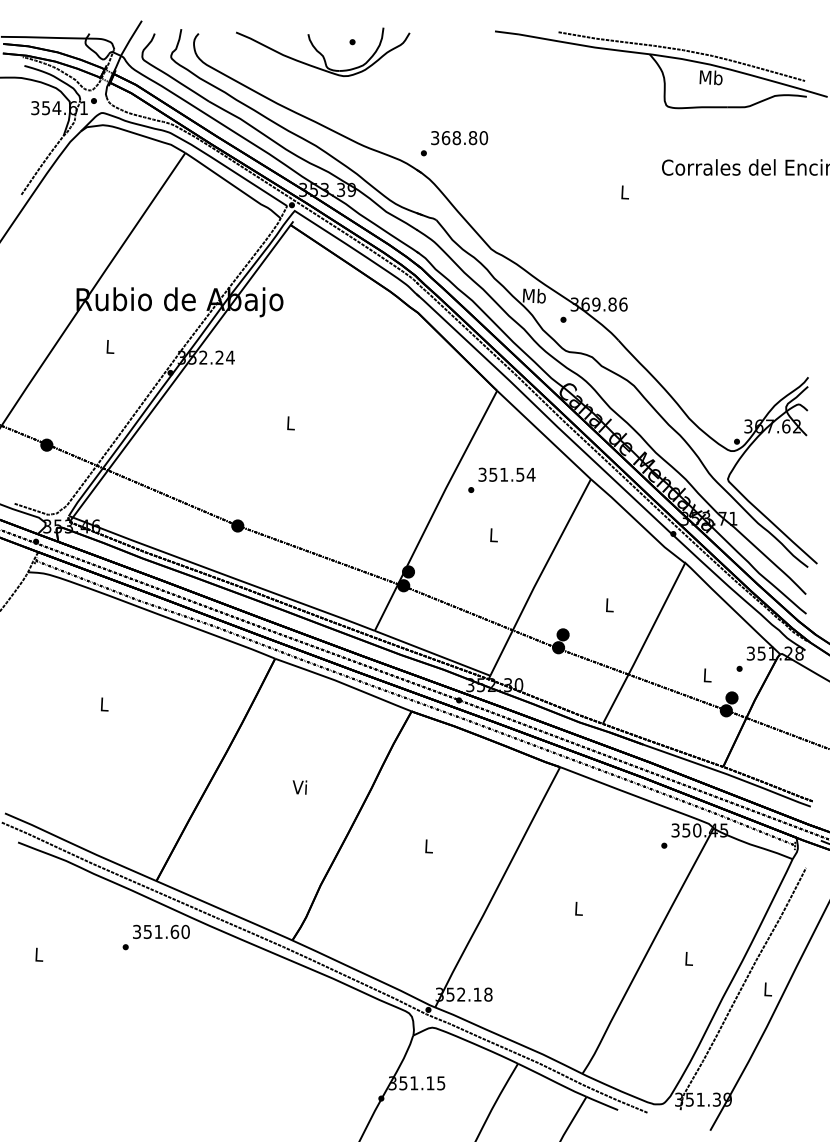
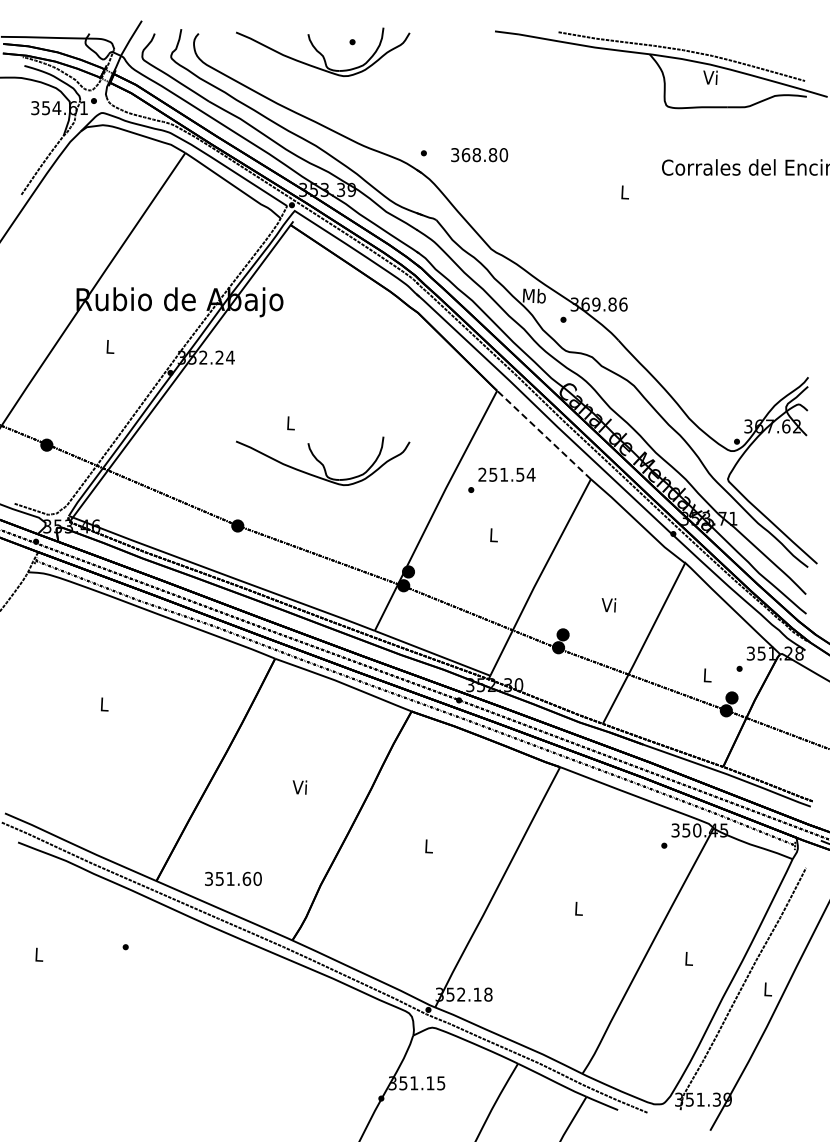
text: Mb -> Vi (710, 77)
text position: (459, 138) -> (479, 155) (479, 155)
line: solid -> dashed (543, 434)
part: none -> present (323, 460)
text: 351.54 -> 251.54 (482, 474)
text: L -> Vi (608, 605)
text position: (161, 931) -> (233, 878) (233, 878)
